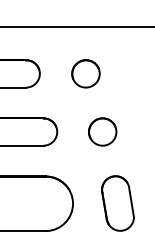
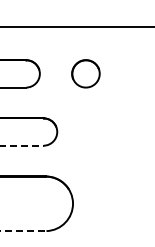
part: present -> none (102, 131)
line: solid -> dashed (22, 145)
part: present -> none (117, 203)
line: solid -> dashed (23, 231)
